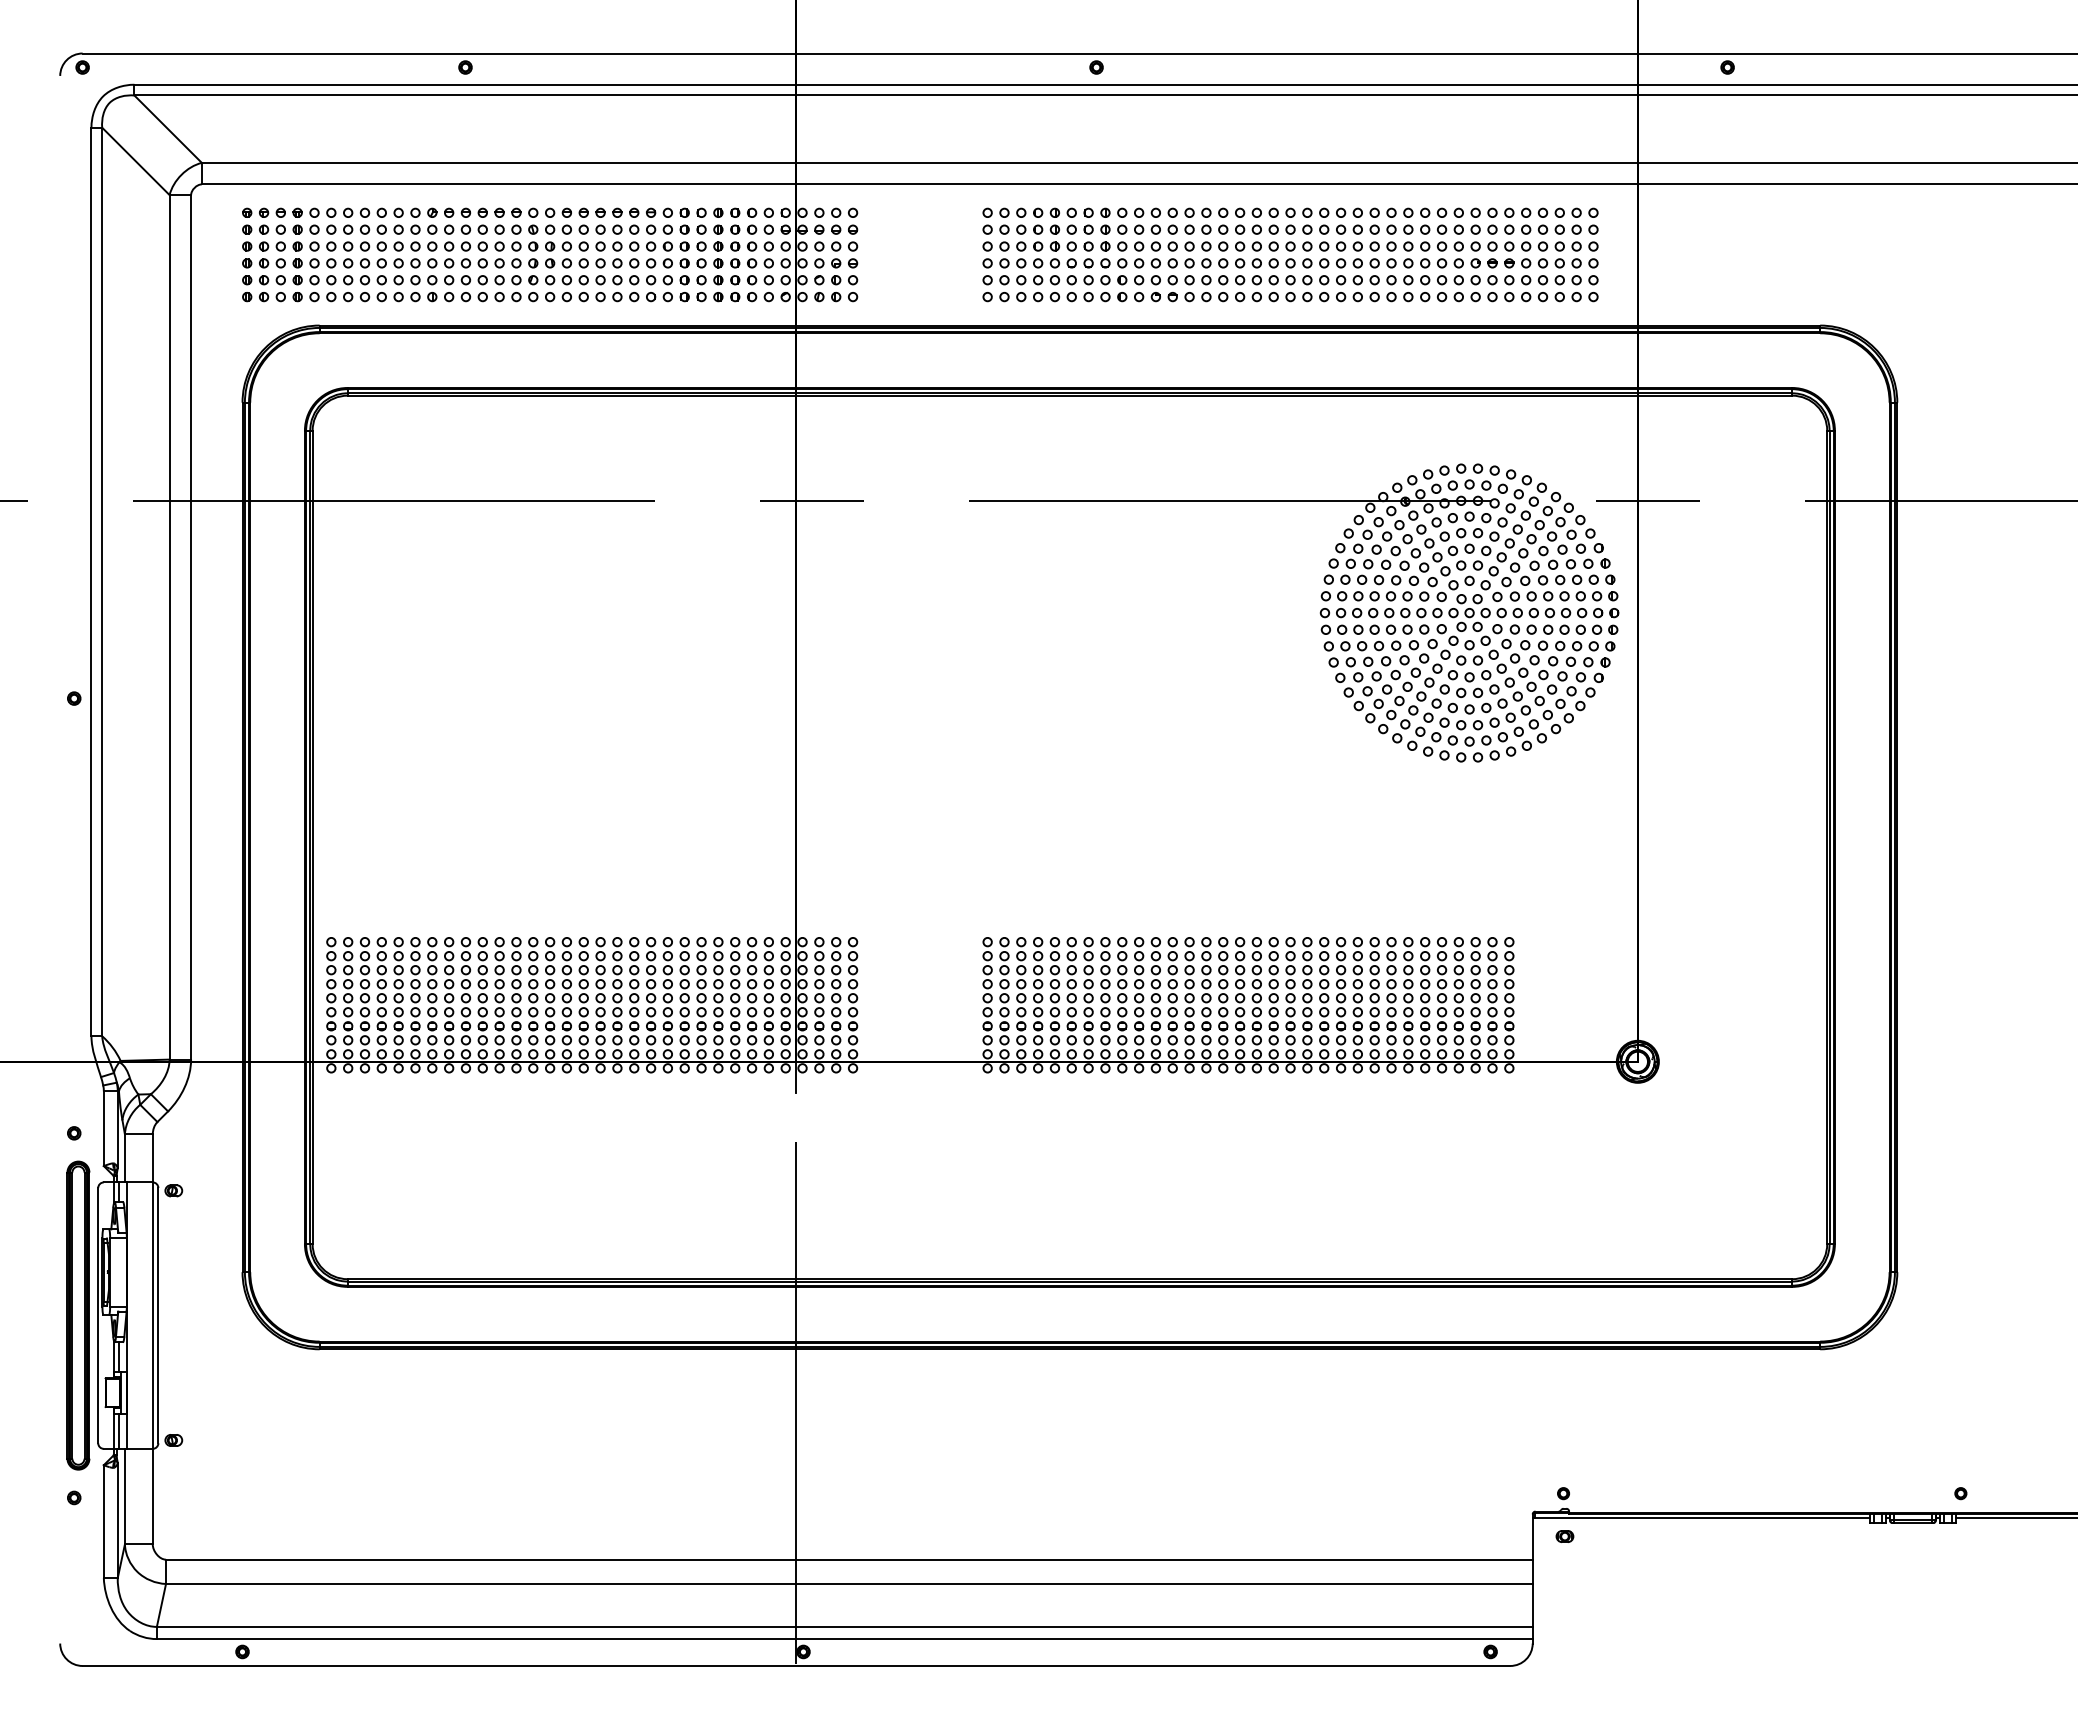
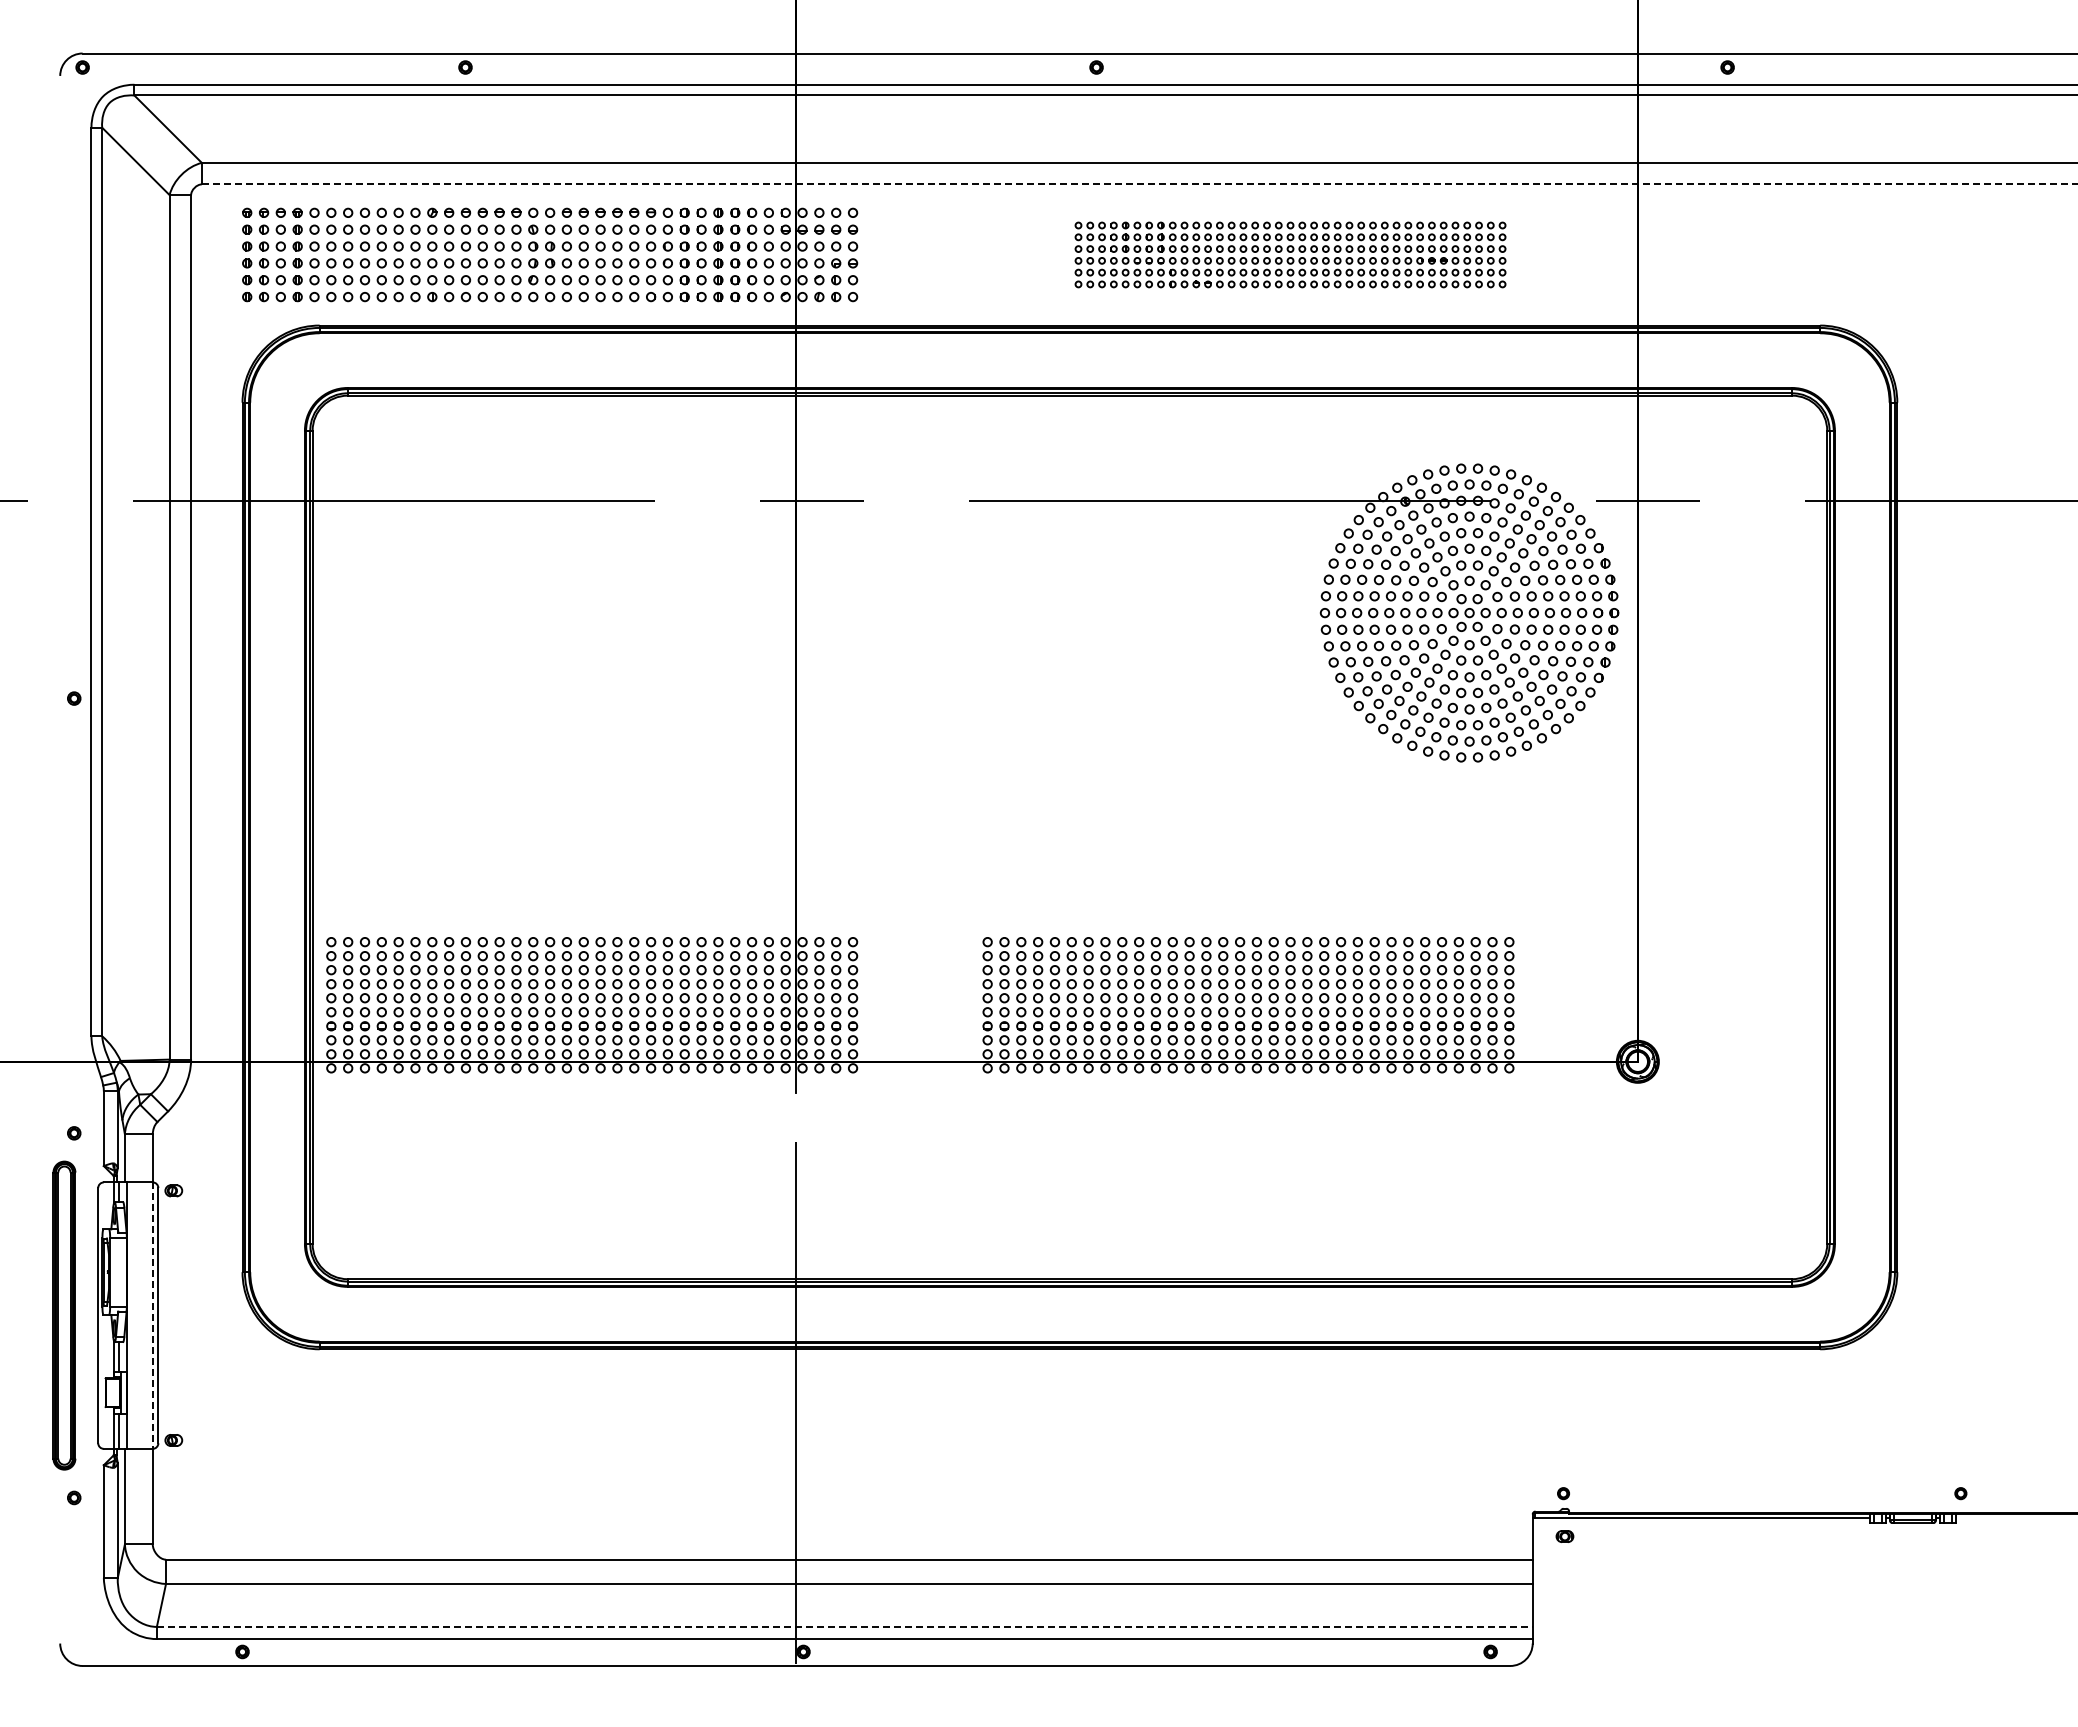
line: solid -> dashed (1139, 184)
part size: 617x96 px -> 433x68 px (1290, 254)
part position: (78, 1315) -> (64, 1315) (64, 1315)
line: solid -> dashed (152, 1316)
line: present -> none (2015, 1518)
line: solid -> dashed (844, 1626)
